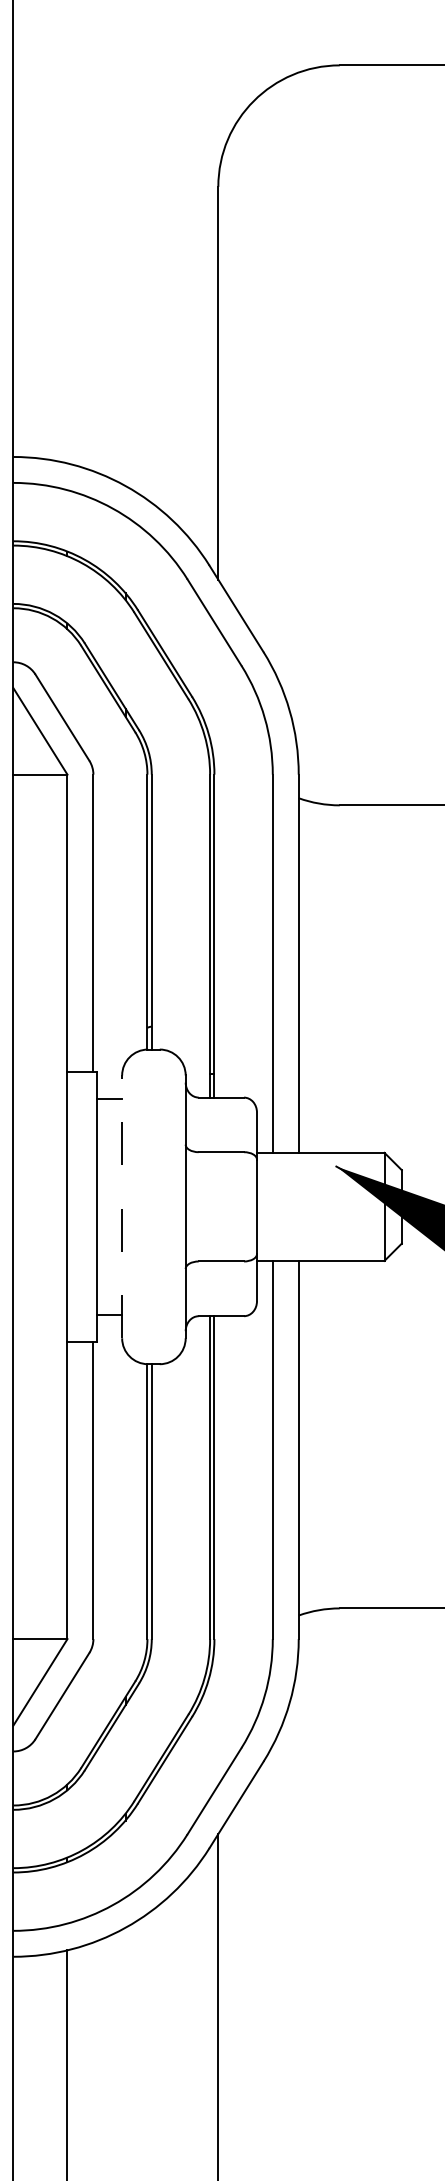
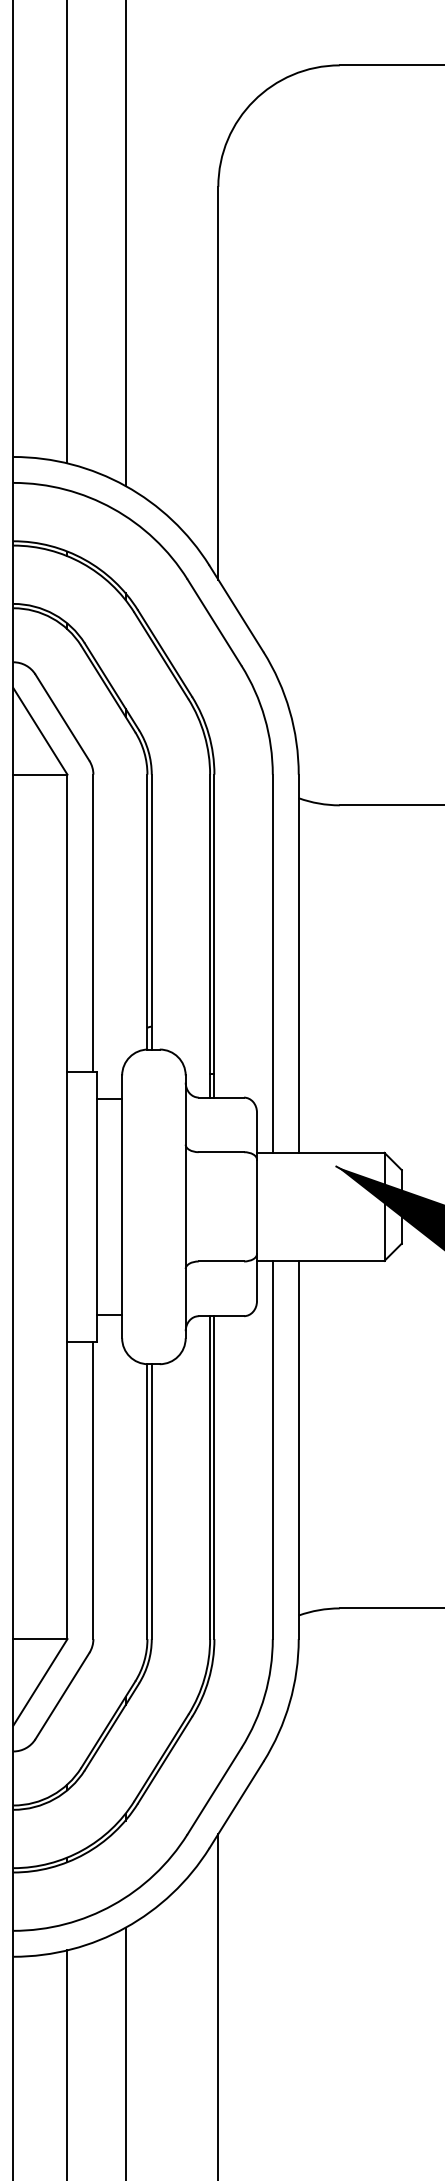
line: none -> present (67, 232)
line: none -> present (125, 244)
line: dashed -> solid (122, 1206)
line: none -> present (125, 2052)
